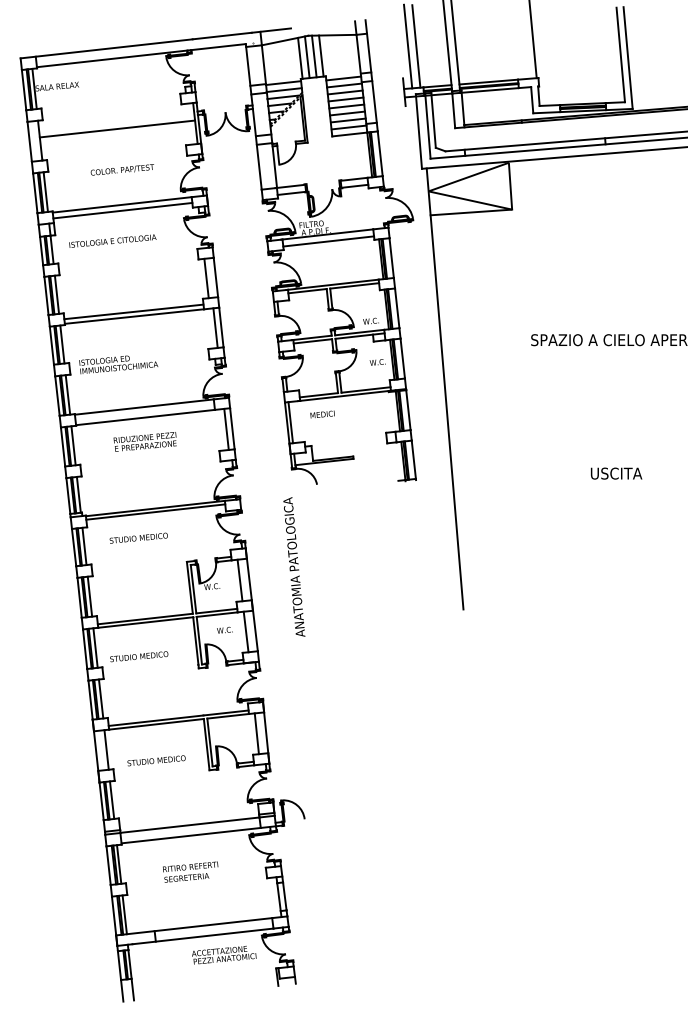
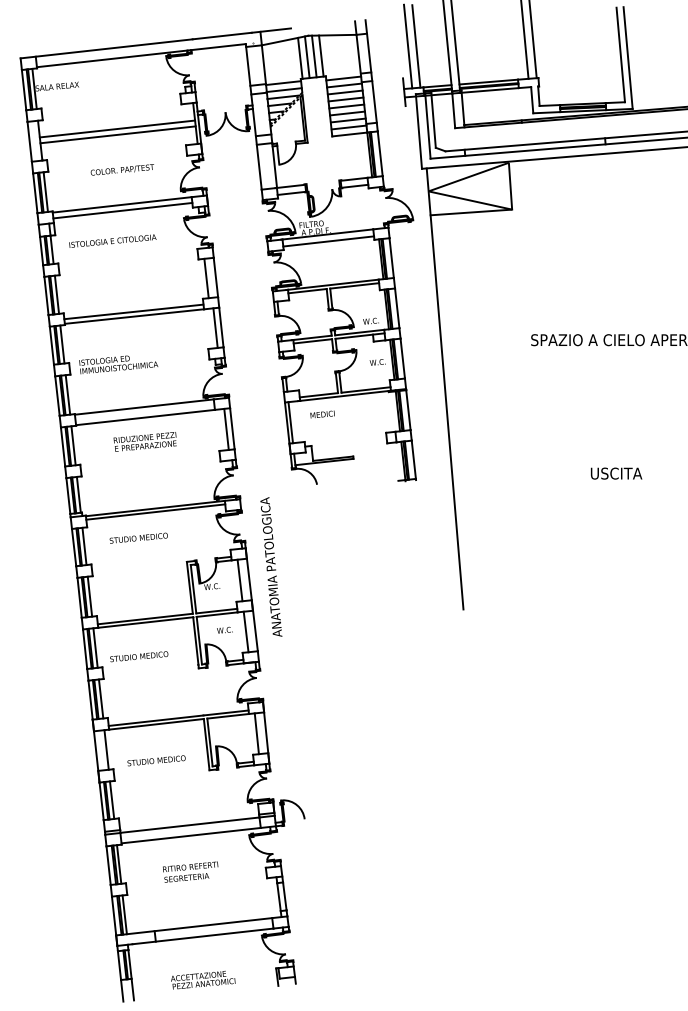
line: none -> present (524, 40)
line: none -> present (117, 134)
text position: (294, 566) -> (271, 566) (271, 566)
text position: (224, 954) -> (203, 979) (203, 979)
